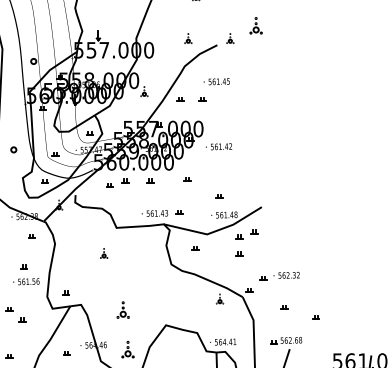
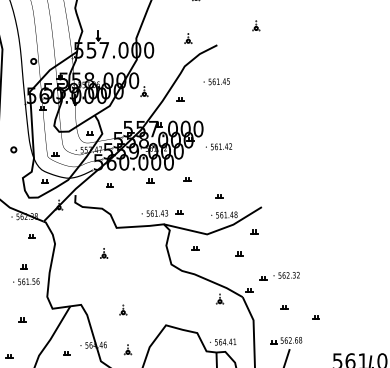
part size: 14x18 px -> 9x12 px (256, 25)
part: present -> none (230, 38)
part: present -> none (202, 99)
part: present -> none (125, 180)
part: present -> none (239, 236)
part: present -> none (65, 292)
part: present -> none (9, 309)
part size: 14x18 px -> 9x12 px (123, 309)
part size: 14x18 px -> 10x12 px (127, 349)
